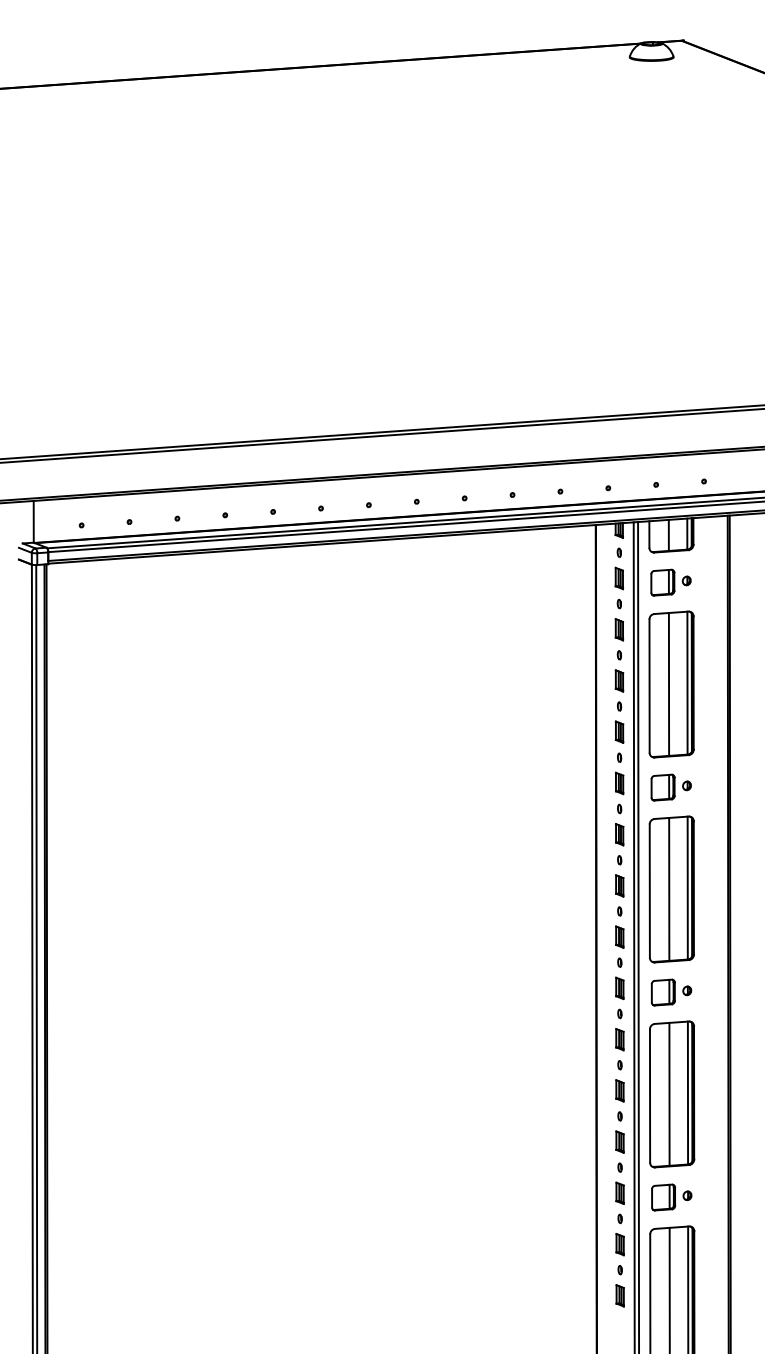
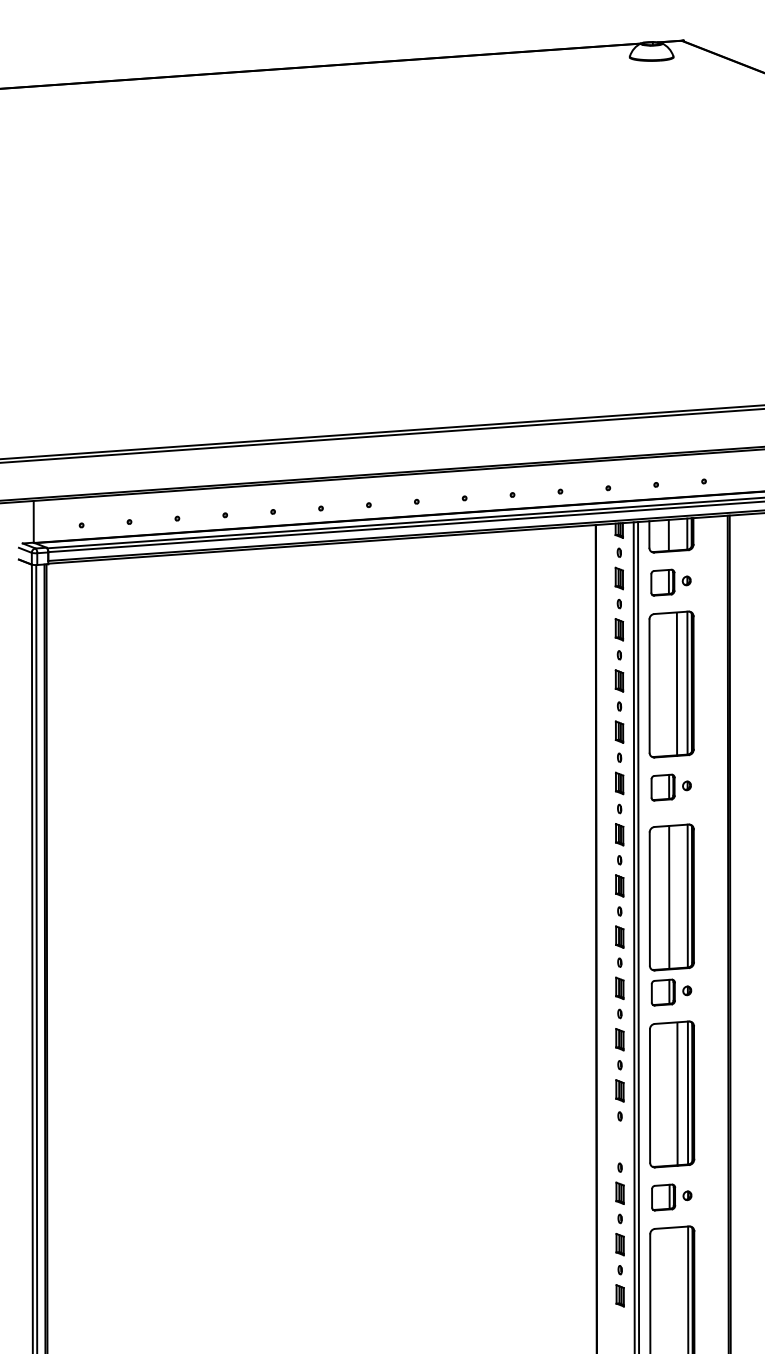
line position: (668, 684) -> (676, 684) (676, 684)
part position: (671, 889) -> (671, 897) (671, 897)
line position: (669, 1093) -> (677, 1093) (677, 1093)
part: present -> none (619, 1141)
line: present -> none (669, 1288)
